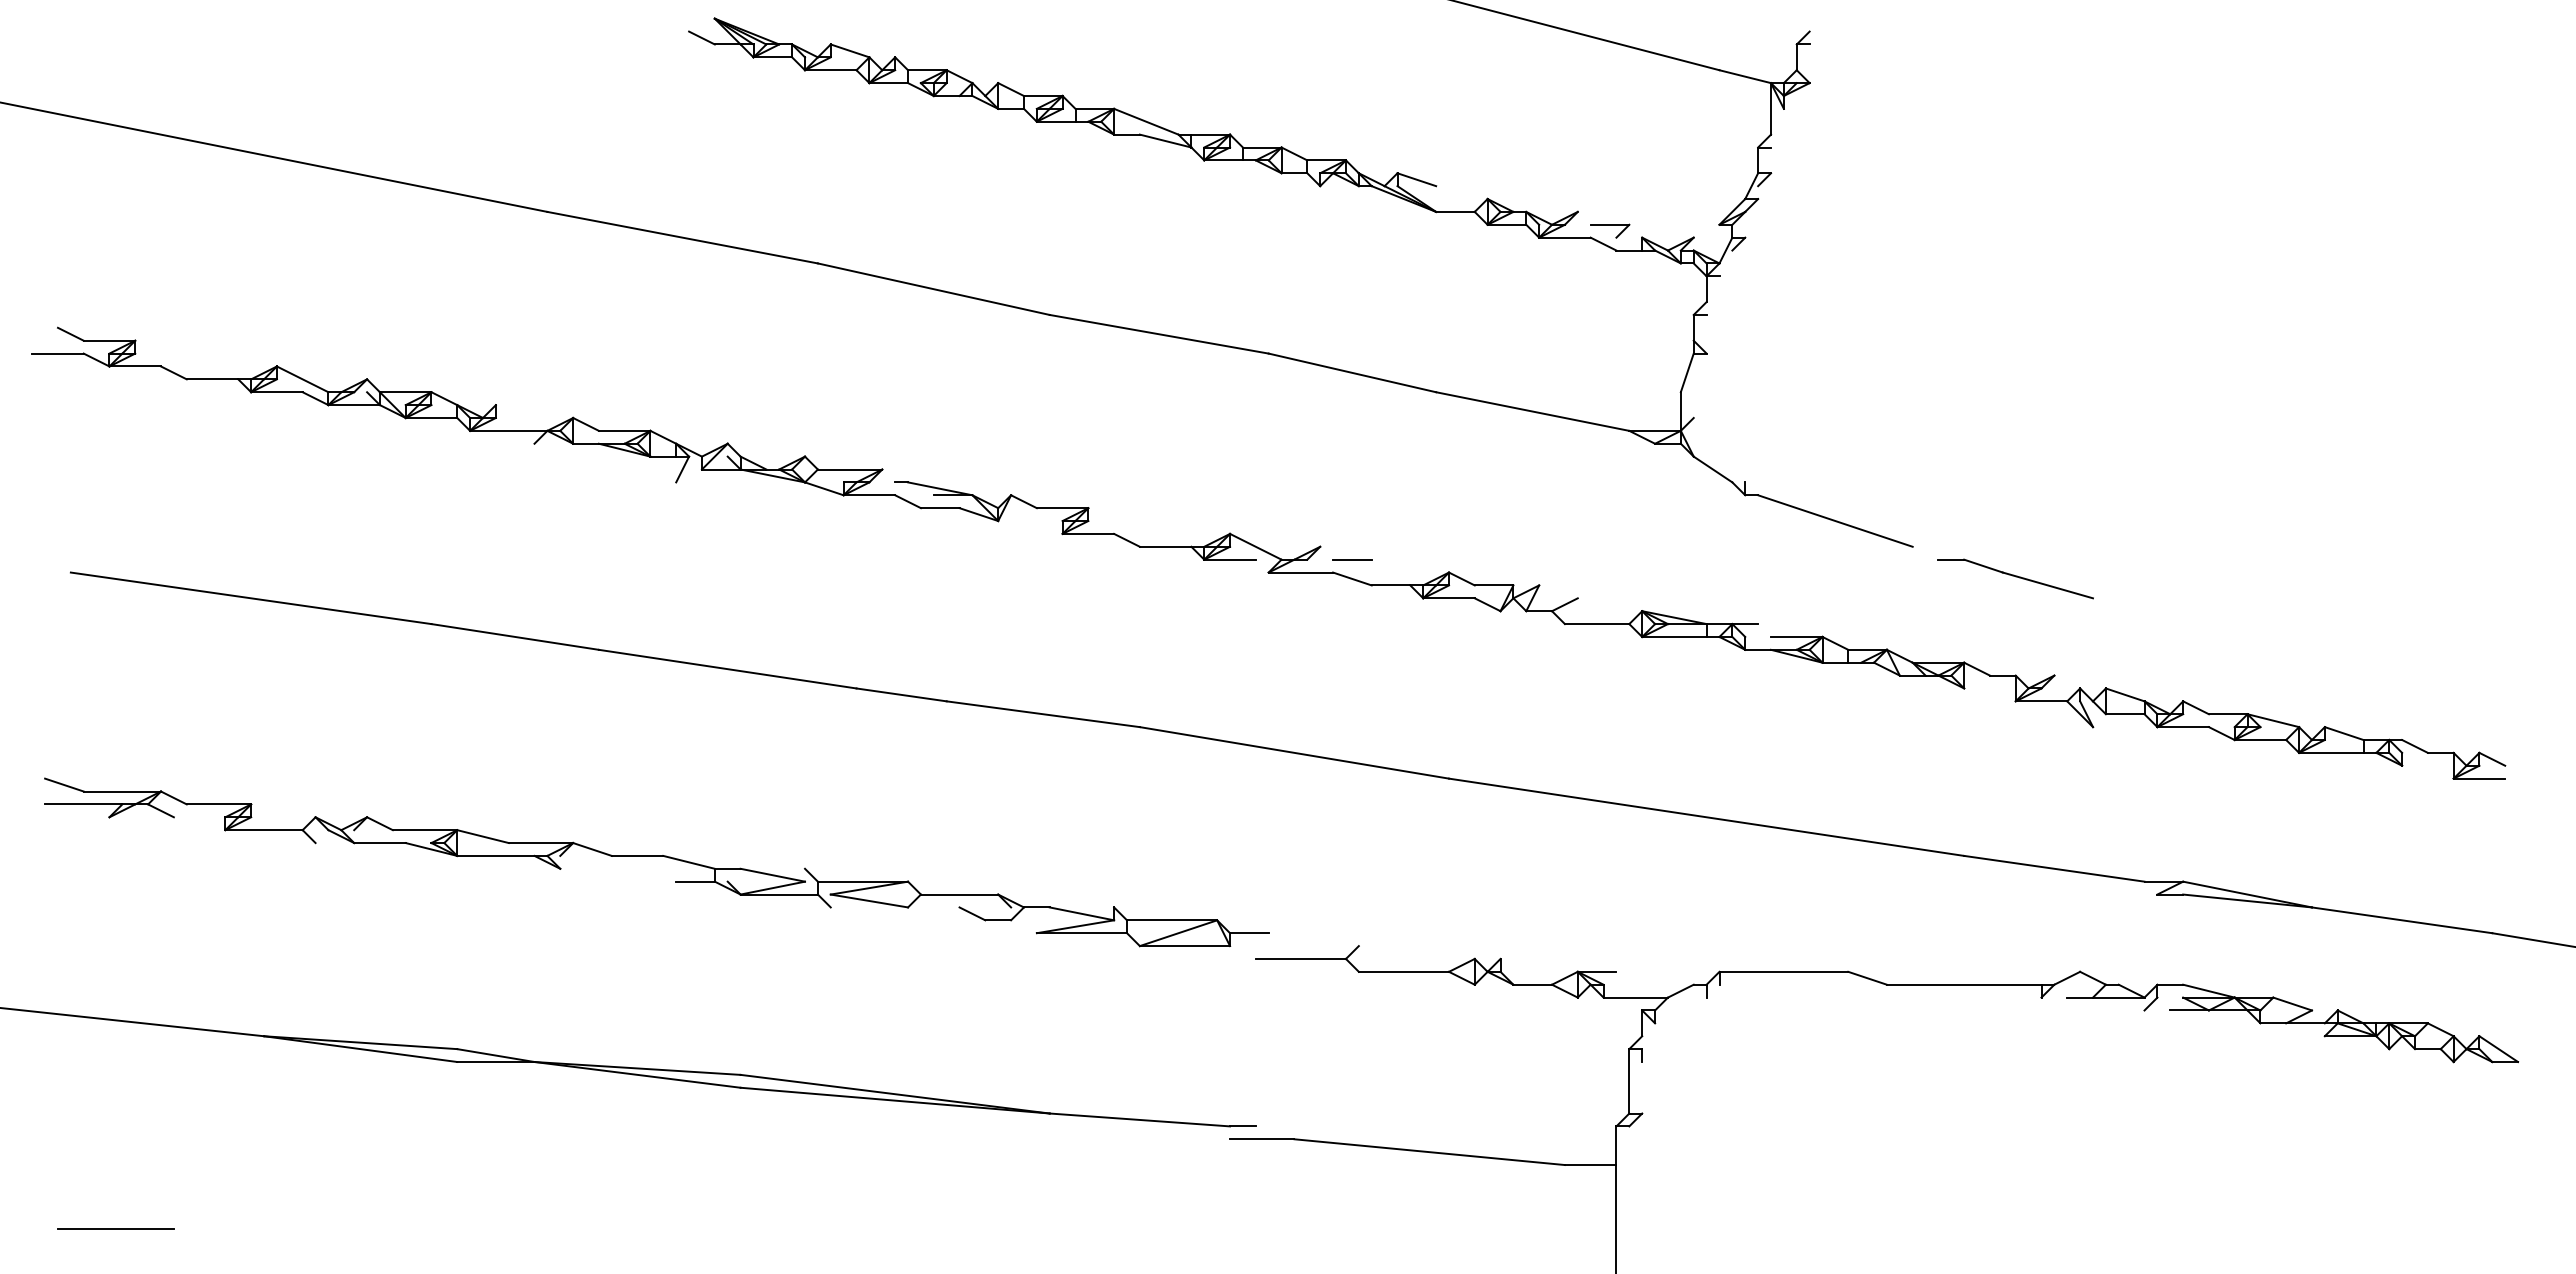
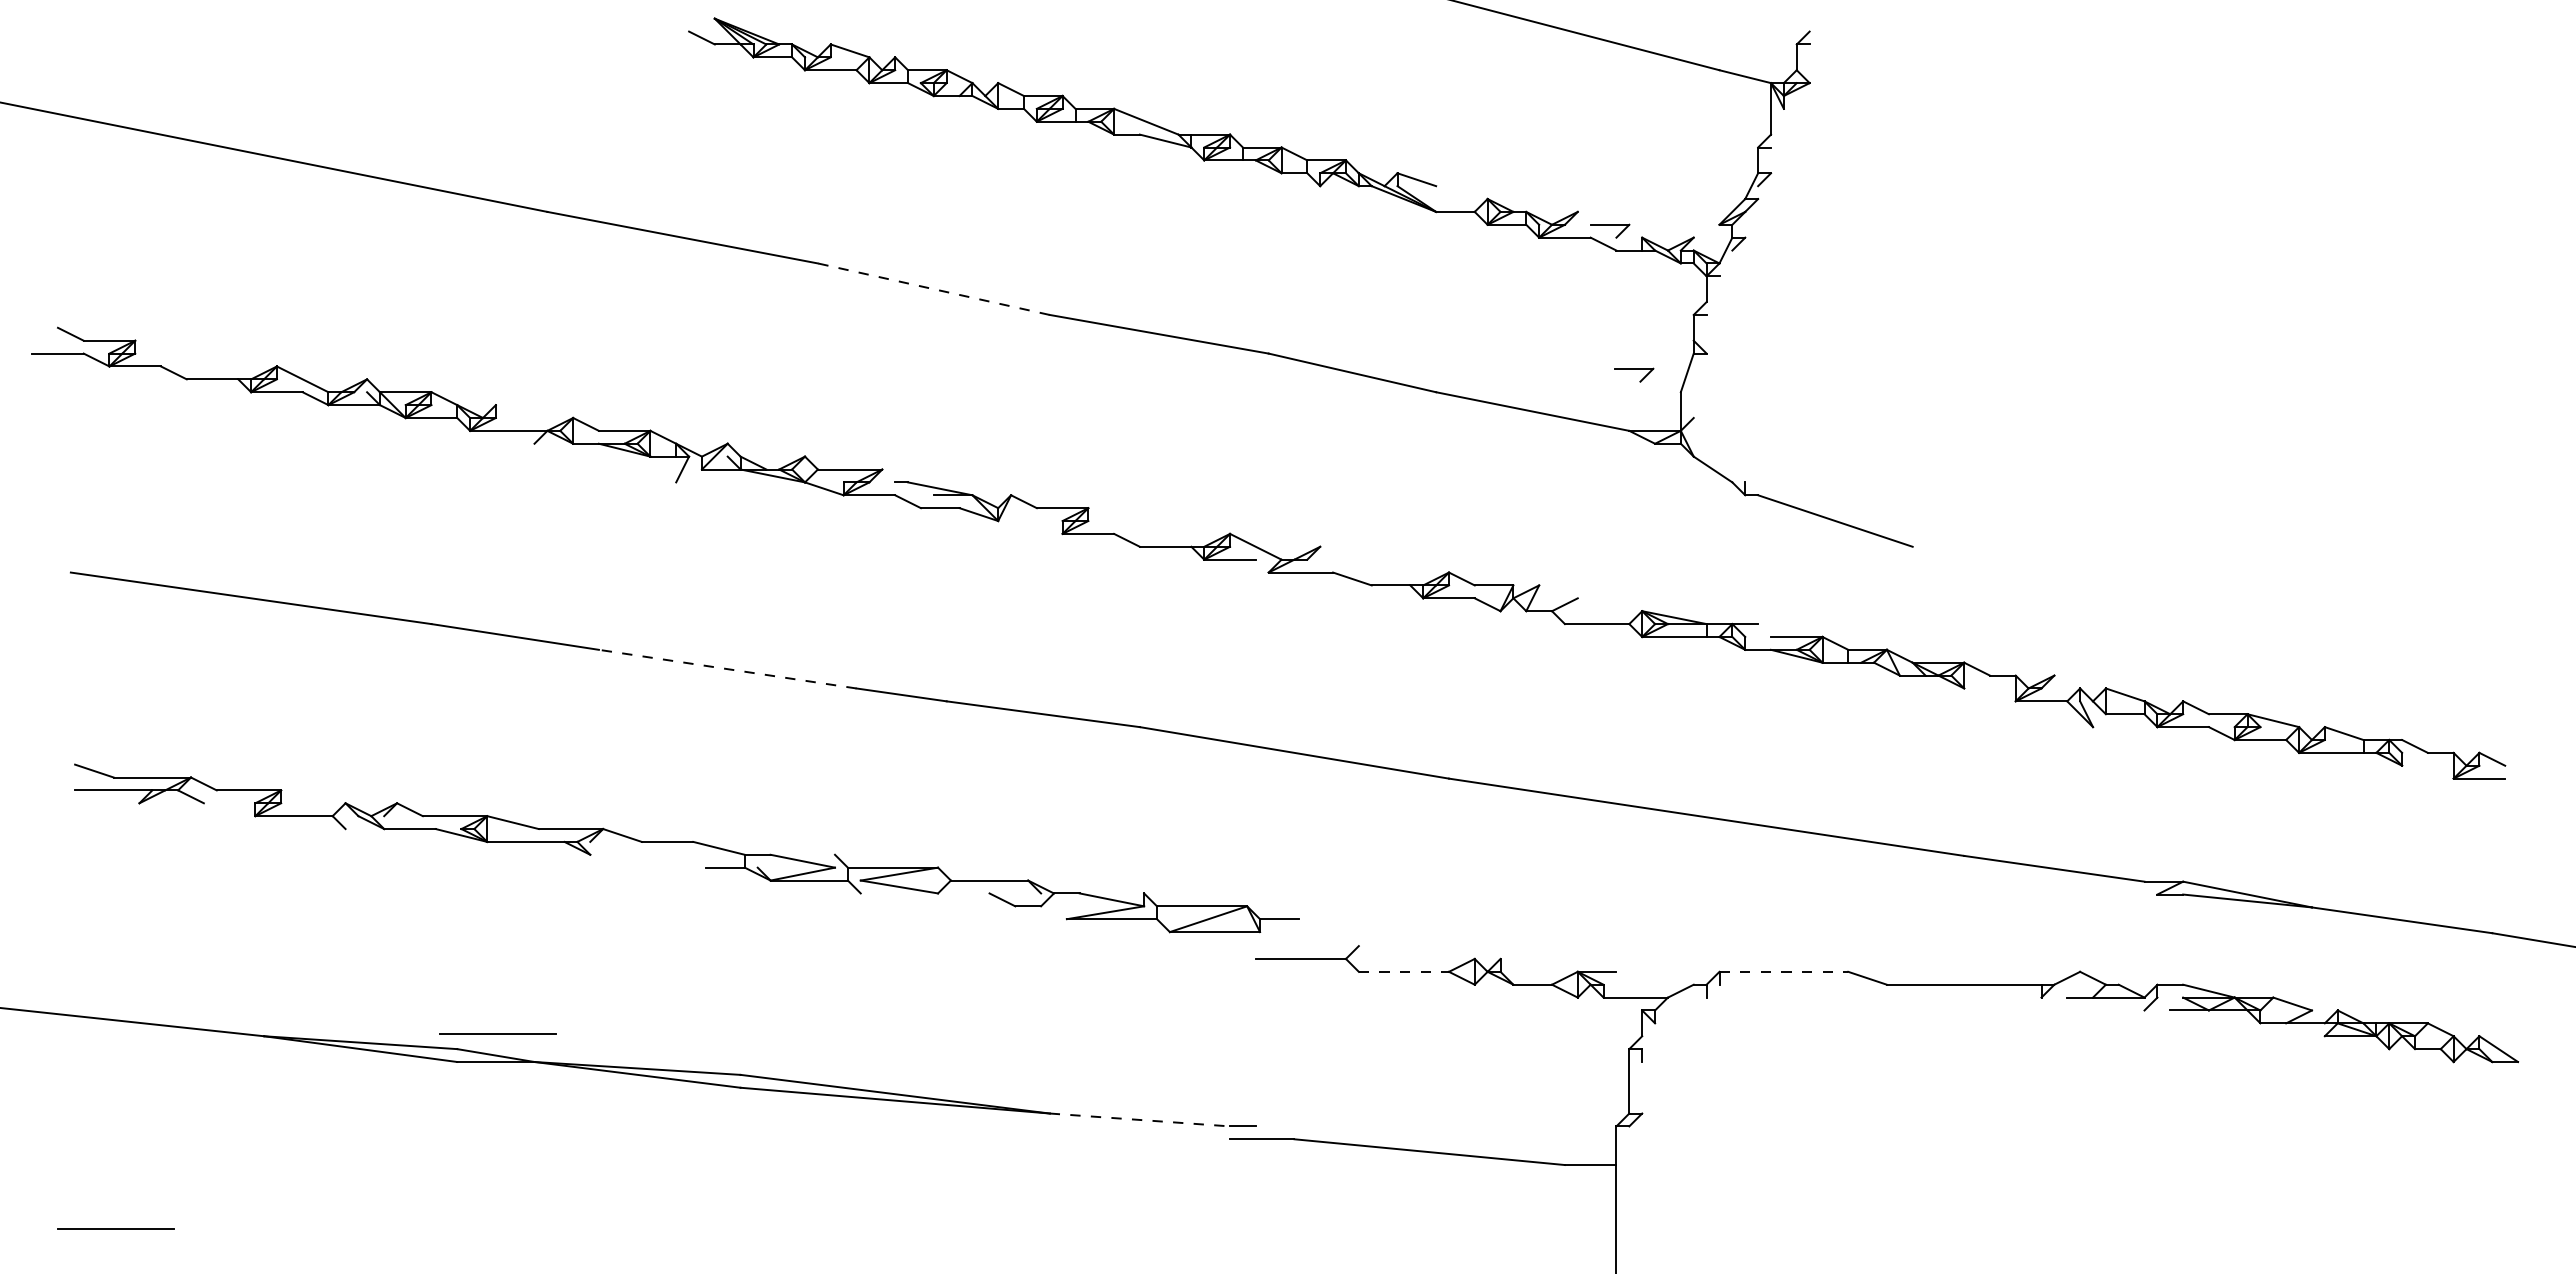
line: solid -> dashed (933, 289)
part: none -> present (1634, 374)
line: present -> none (1352, 559)
part: present -> none (2015, 578)
line: solid -> dashed (727, 669)
part position: (656, 862) -> (686, 848) (686, 848)
line: solid -> dashed (1404, 971)
line: solid -> dashed (1784, 971)
line: none -> present (497, 1033)
line: solid -> dashed (1140, 1120)
